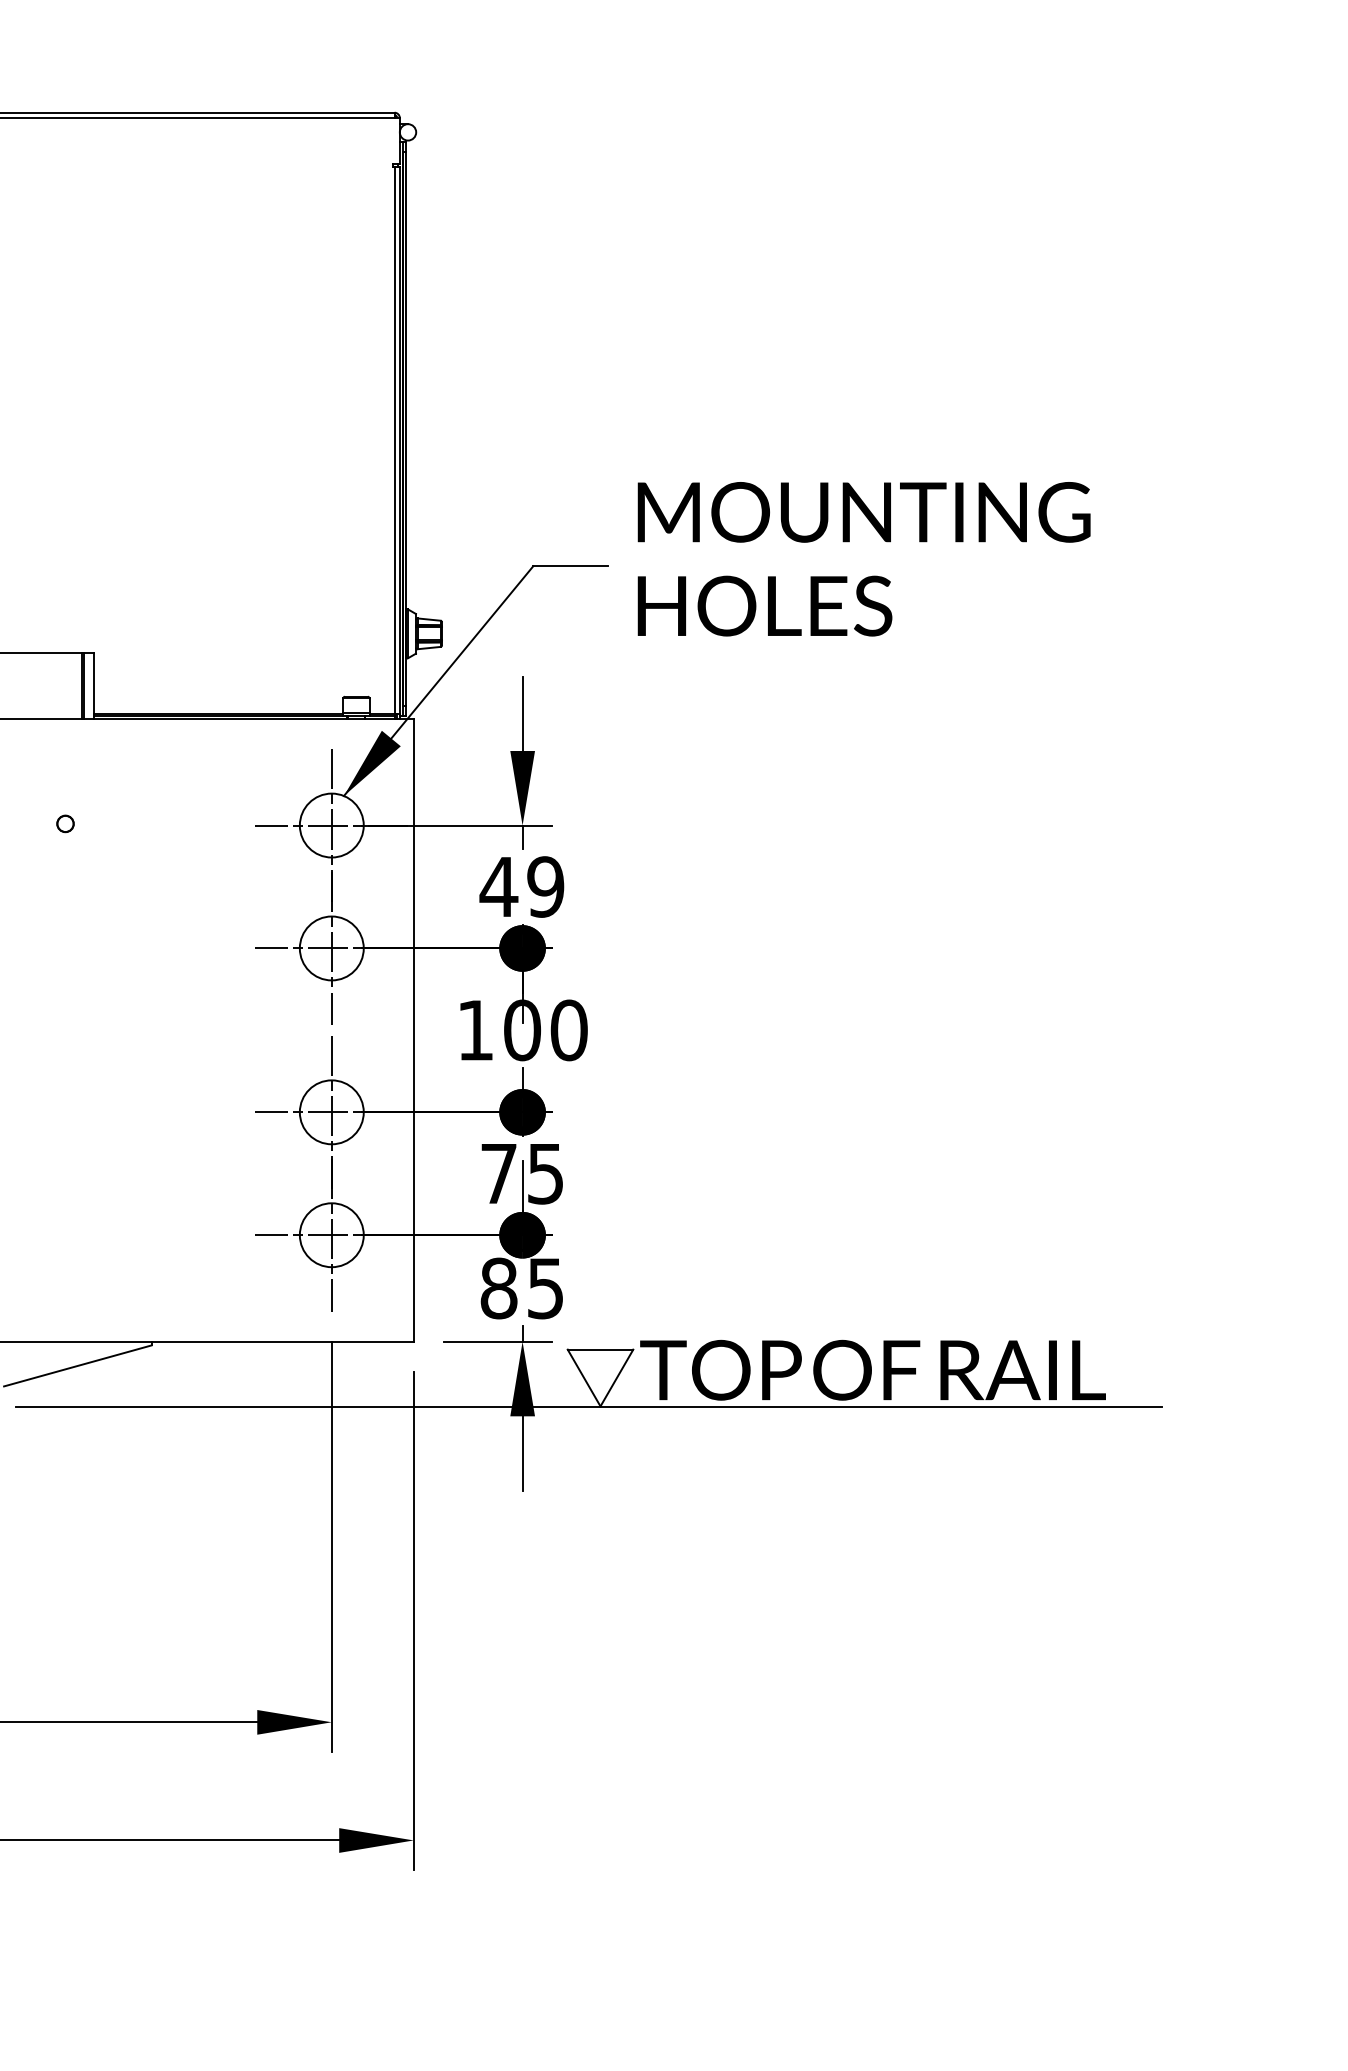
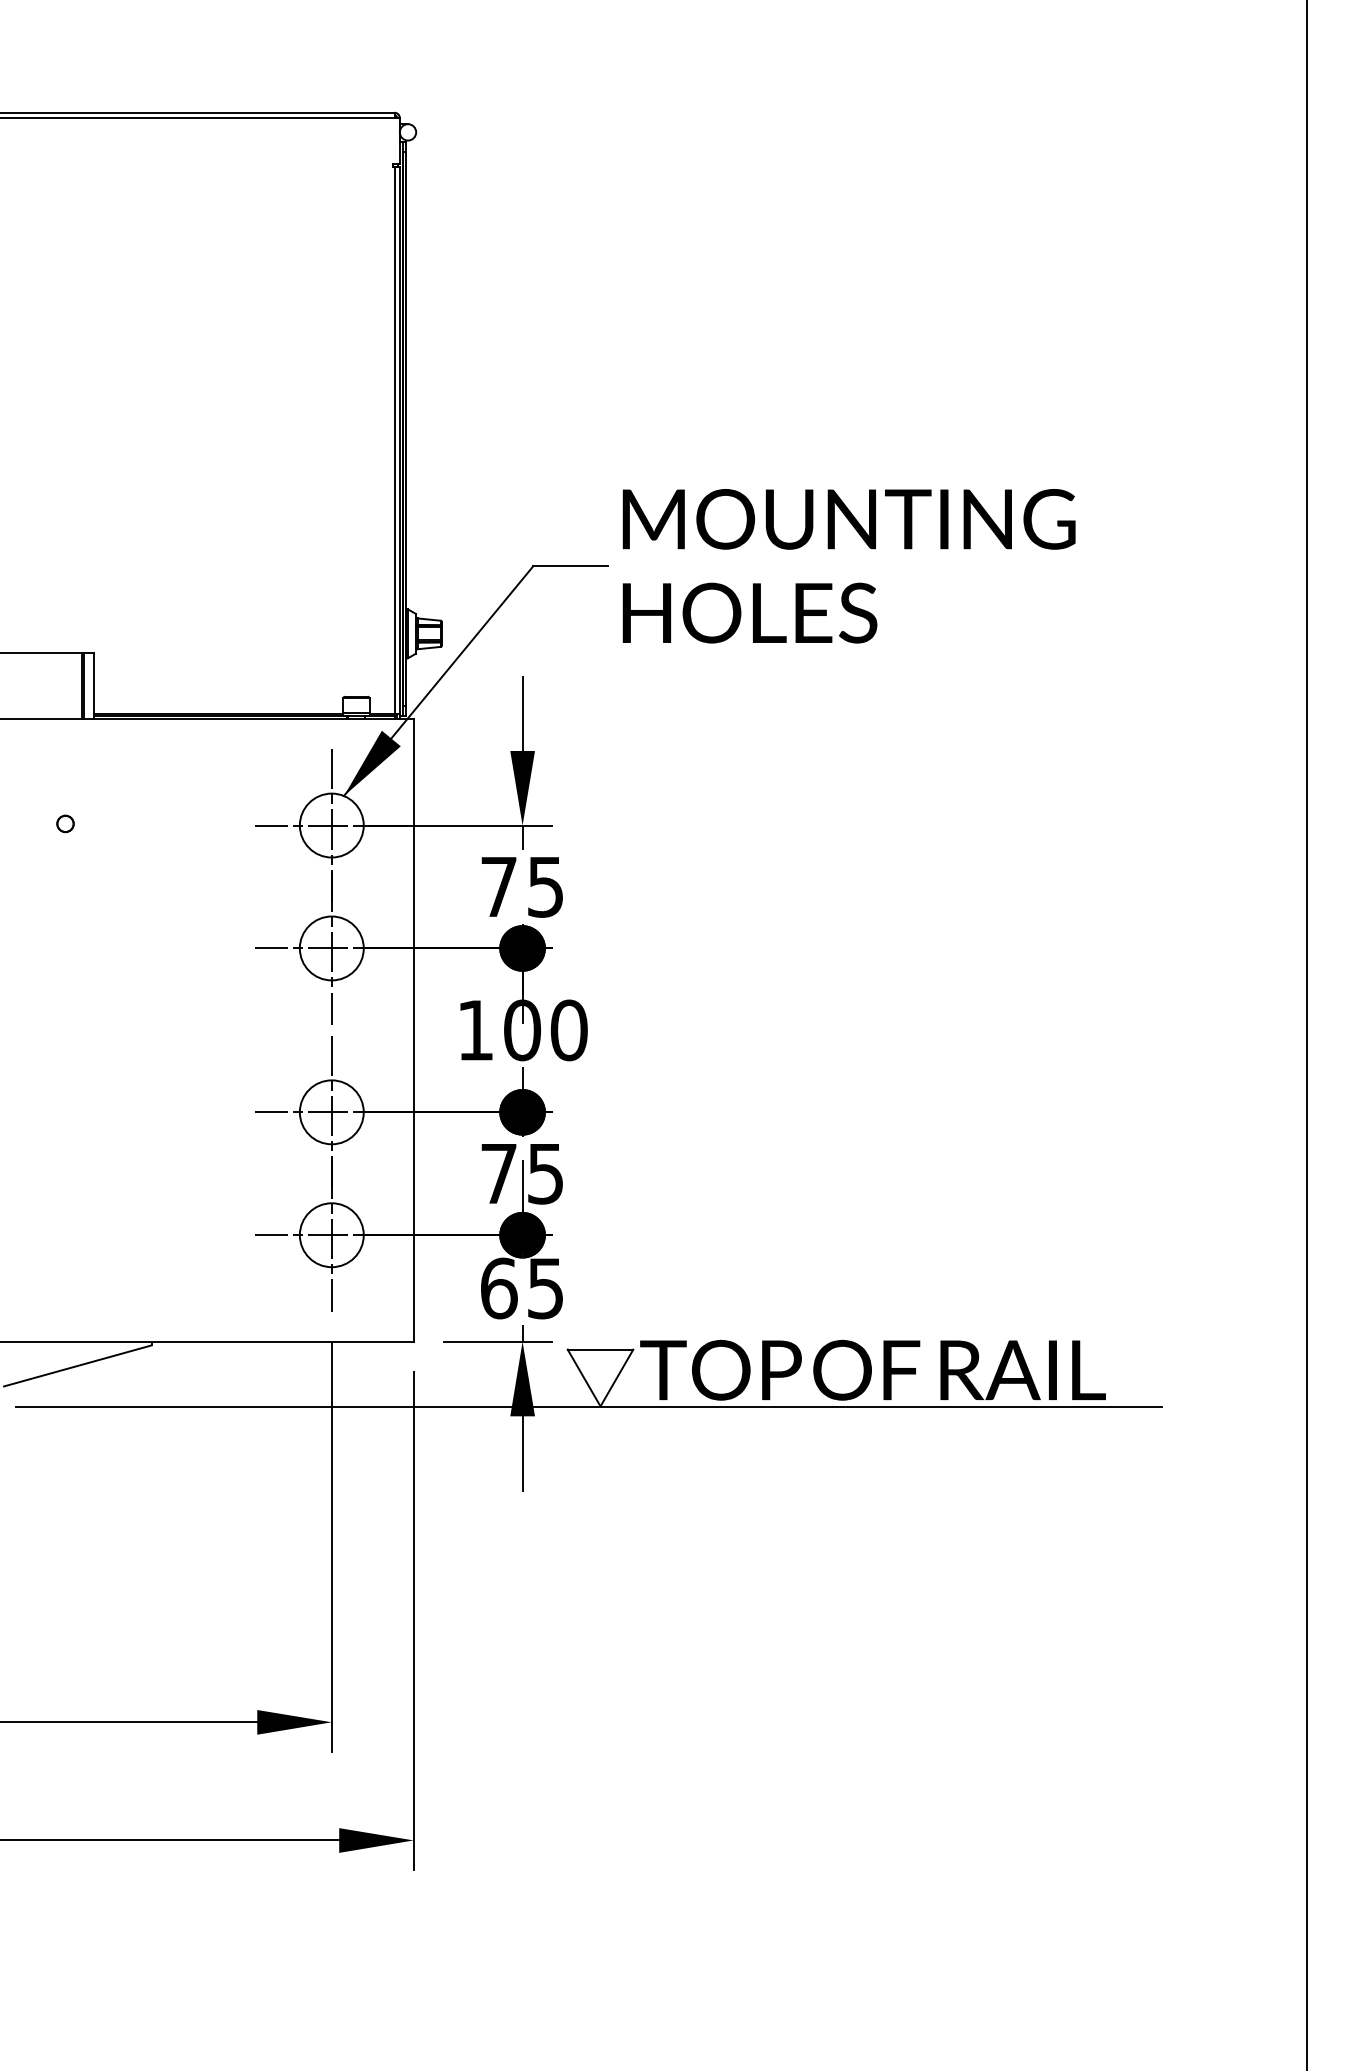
text position: (863, 559) -> (848, 566) (848, 566)
text: 49 -> 75 (521, 886)
line: none -> present (1307, 1034)
text: 85 -> 65 (498, 1288)
